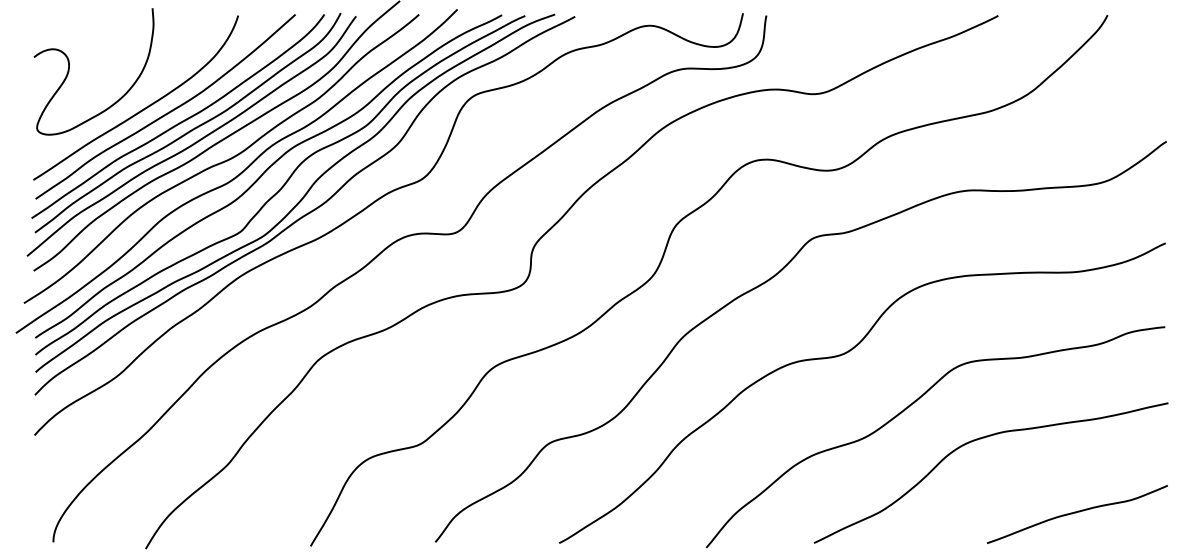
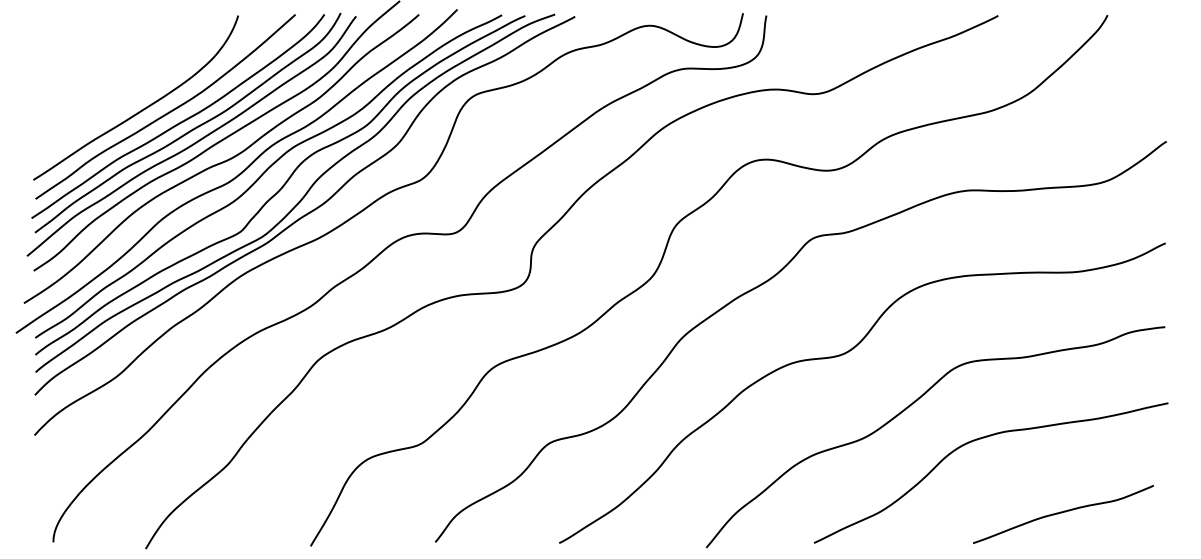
curve: present -> none (69, 71)
curve position: (1076, 513) -> (1062, 513) (1062, 513)
